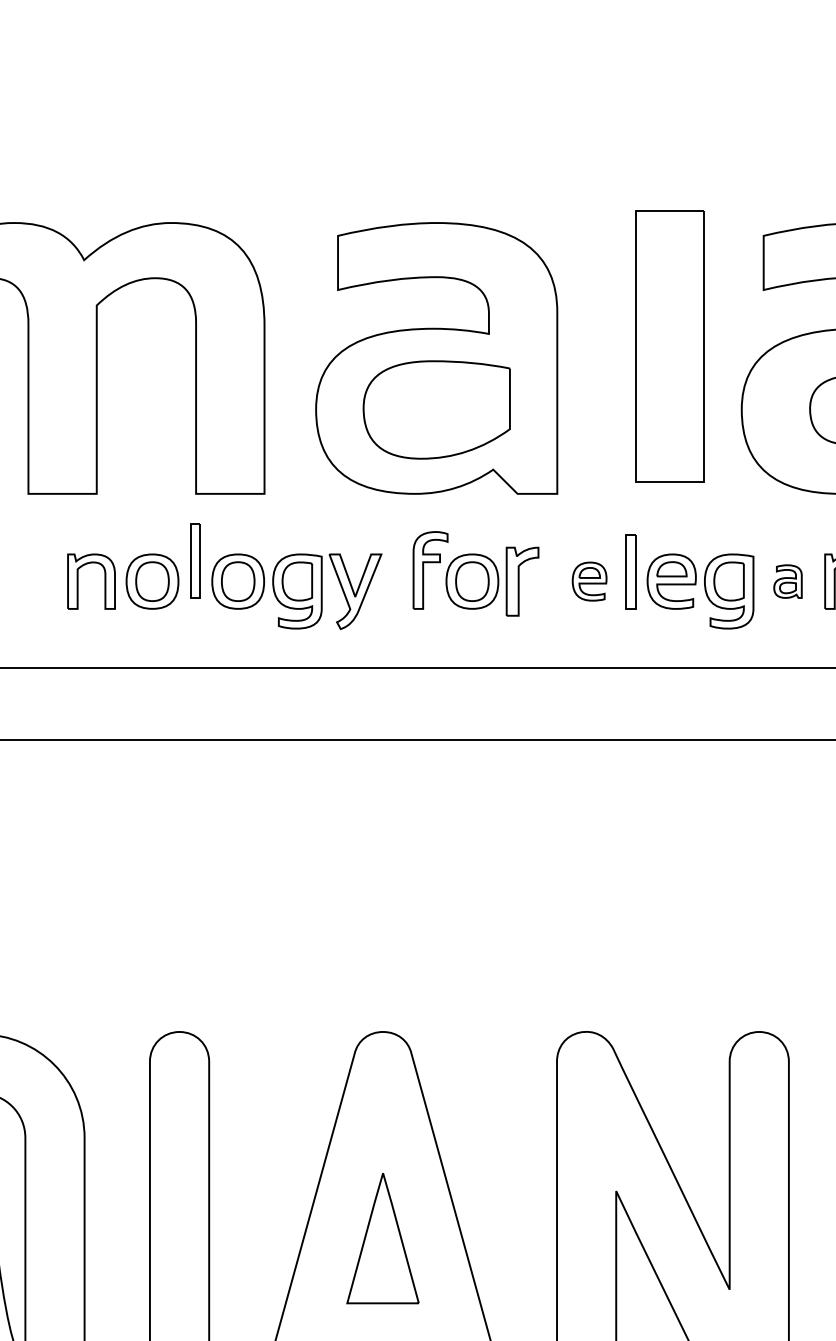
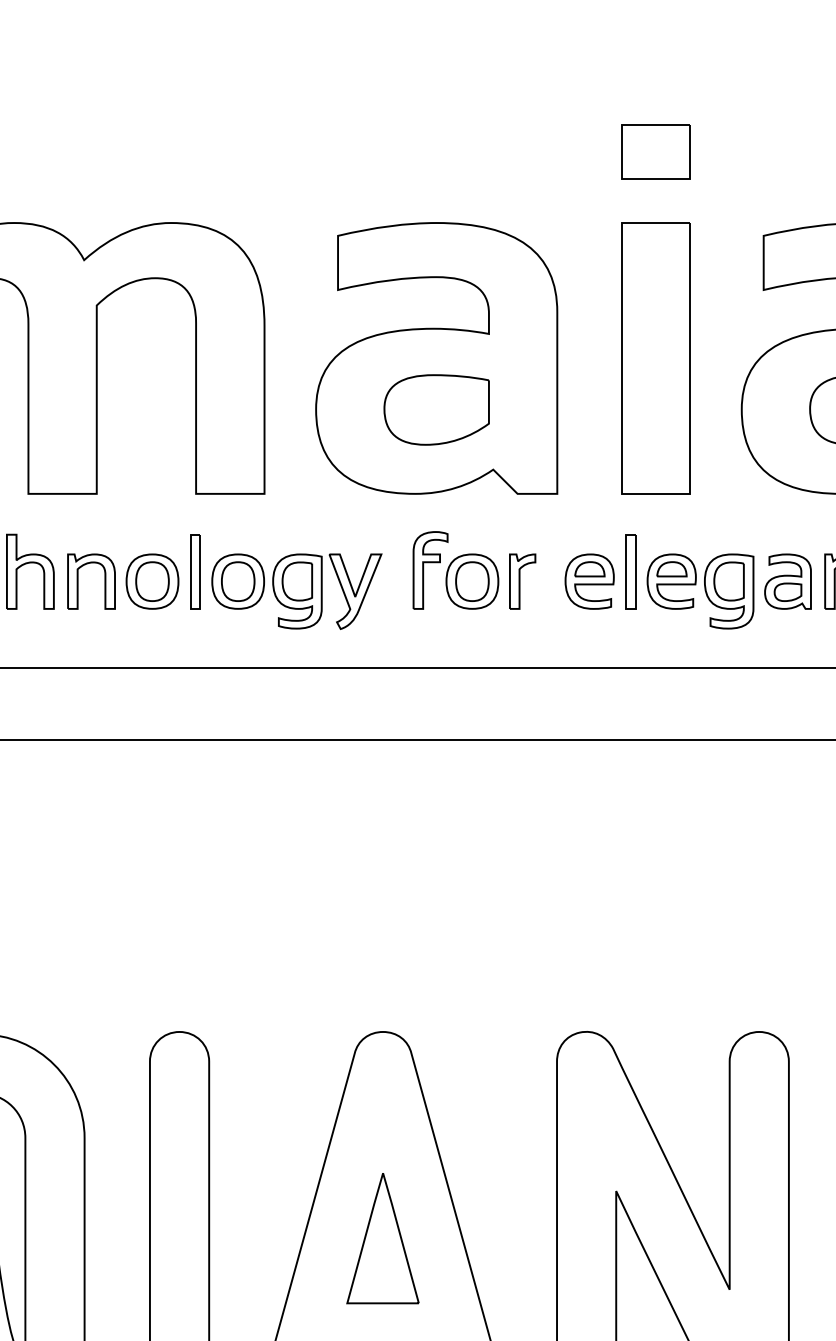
part: none -> present (655, 151)
part position: (669, 346) -> (655, 358) (655, 358)
part size: 149x100 px -> 107x72 px (436, 409)
part position: (195, 560) -> (195, 571) (195, 571)
part: none -> present (30, 563)
part size: 35x71 px -> 28x57 px (522, 581)
part size: 37x41 px -> 51x57 px (589, 581)
part size: 30x35 px -> 48x57 px (787, 581)
